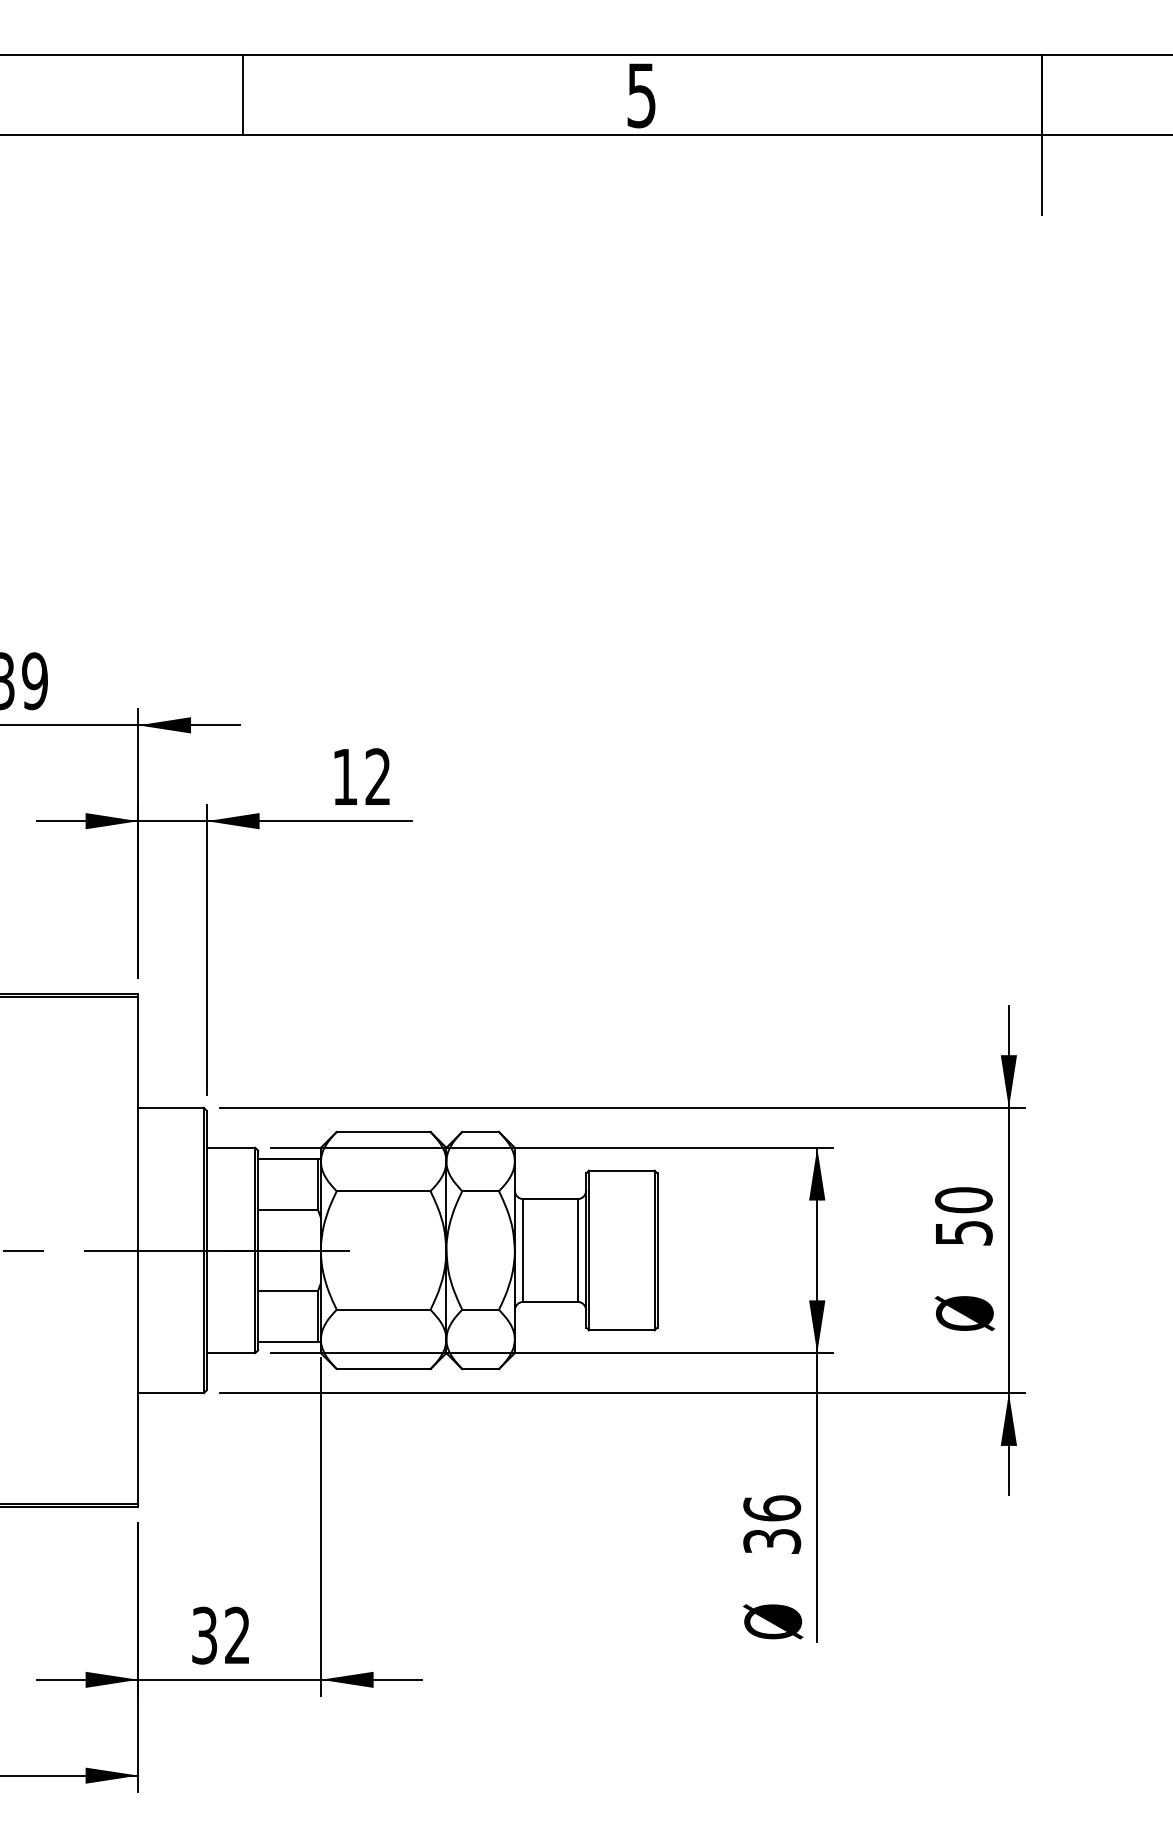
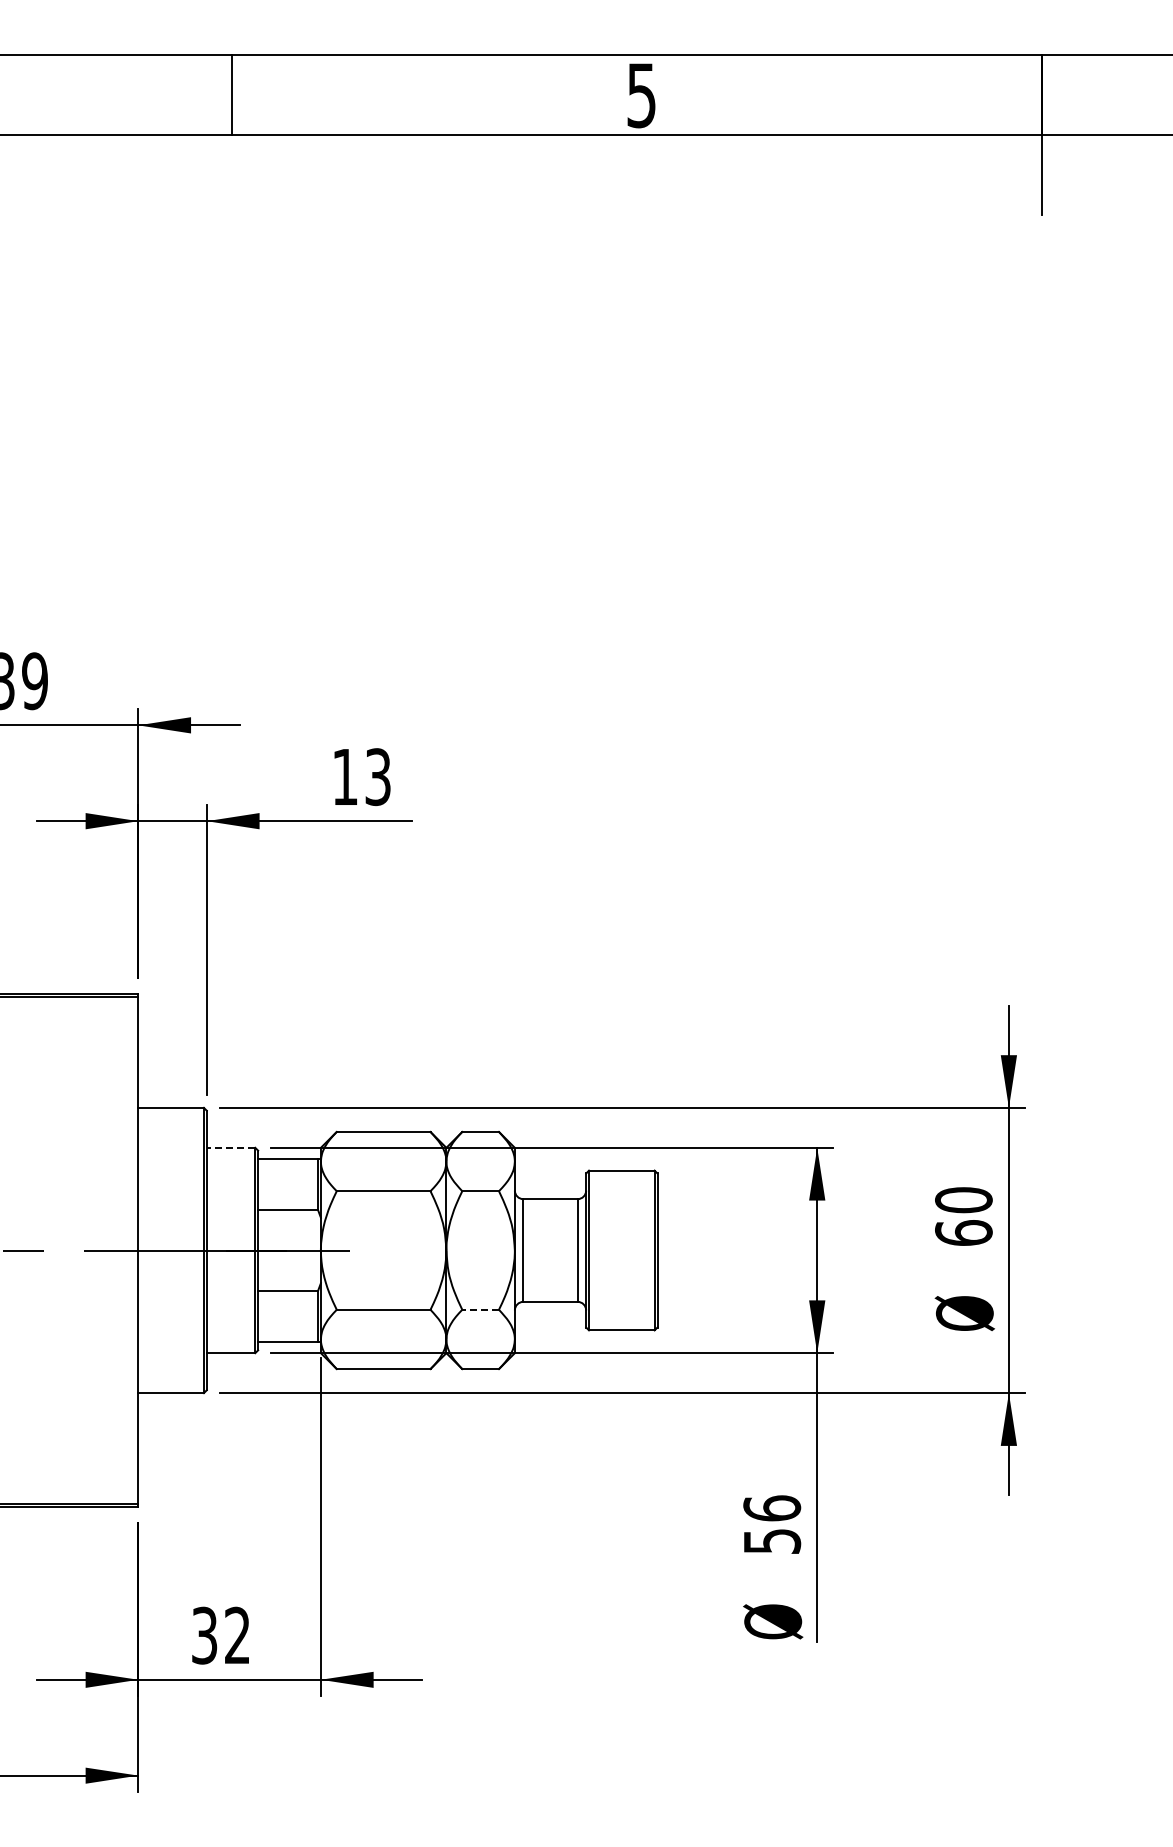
line position: (243, 95) -> (232, 95) (232, 95)
text: 12 -> 13 (377, 777)
line: solid -> dashed (230, 1147)
text: 50 -> 60 (963, 1232)
line: solid -> dashed (480, 1309)
text: 36 -> 56 (771, 1541)
